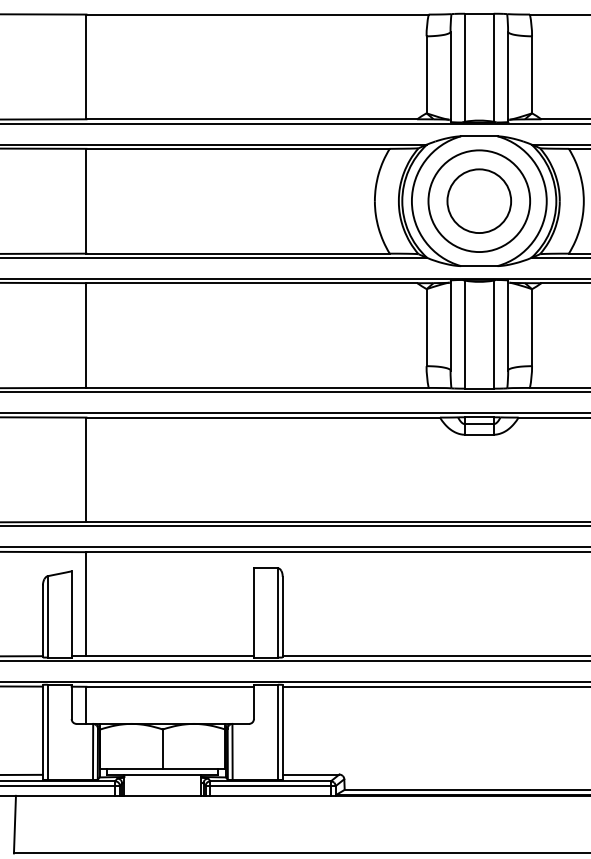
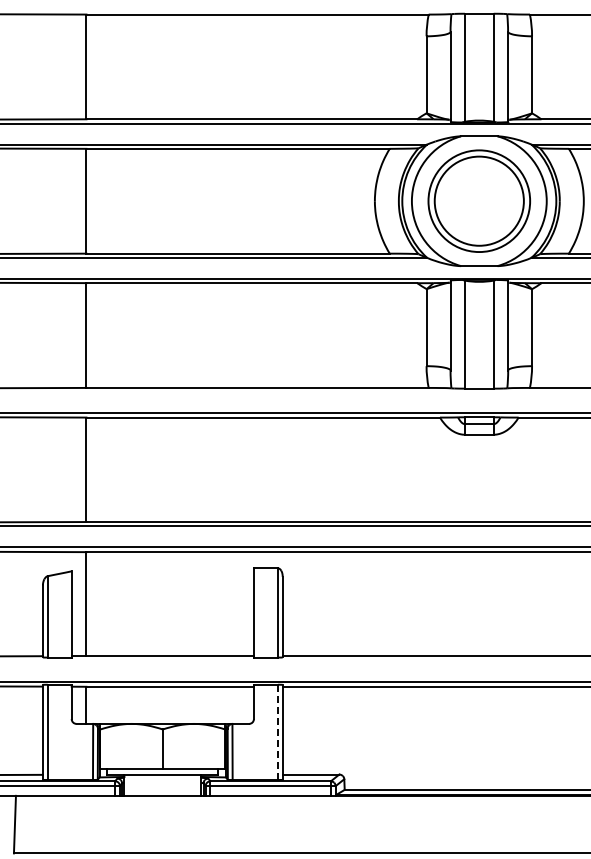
circle diameter: 64 px -> 89 px (478, 200)
line: present -> none (294, 392)
line: present -> none (294, 660)
line: solid -> dashed (277, 732)
